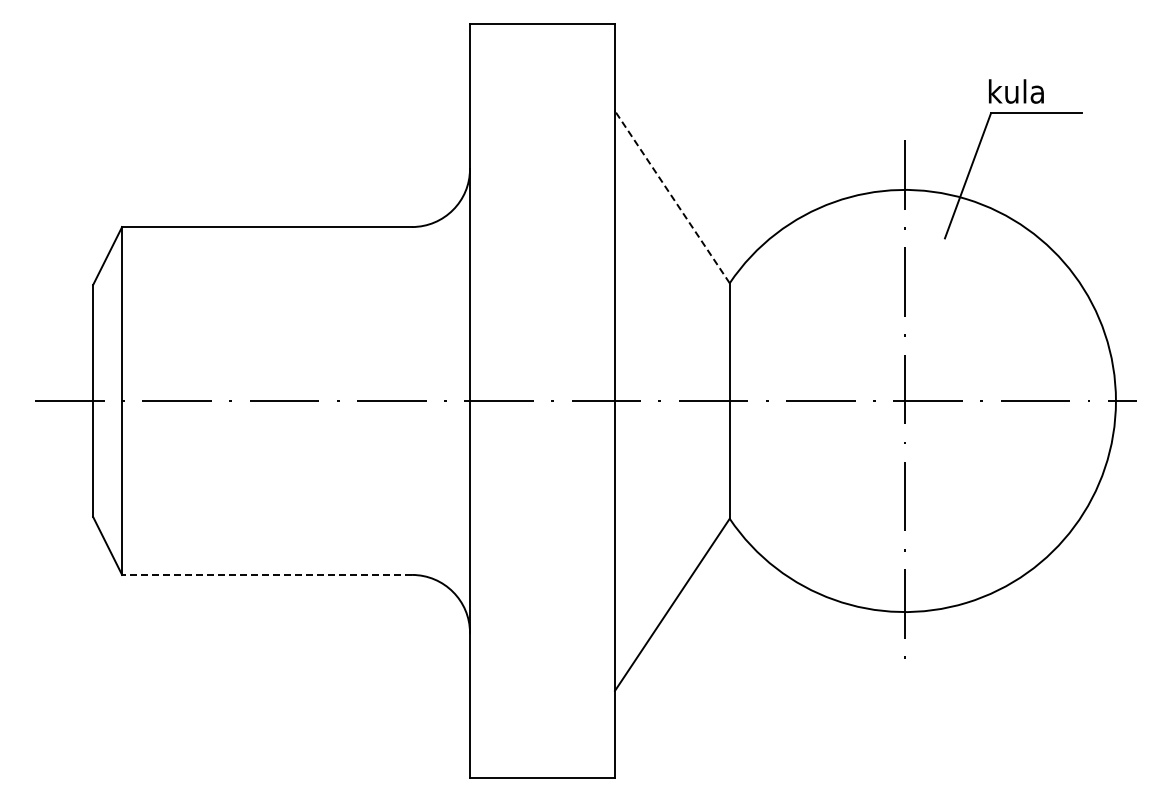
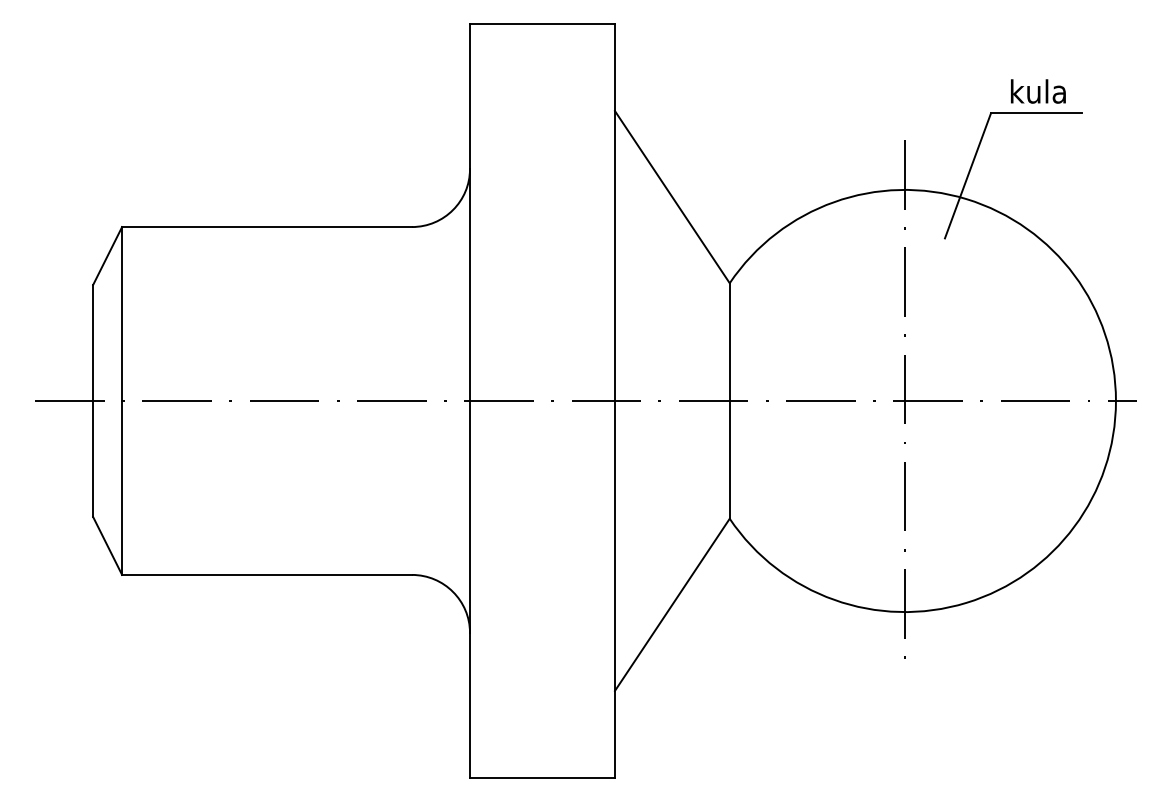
text position: (1016, 91) -> (1038, 91) (1038, 91)
line: dashed -> solid (672, 196)
line: dashed -> solid (267, 574)
